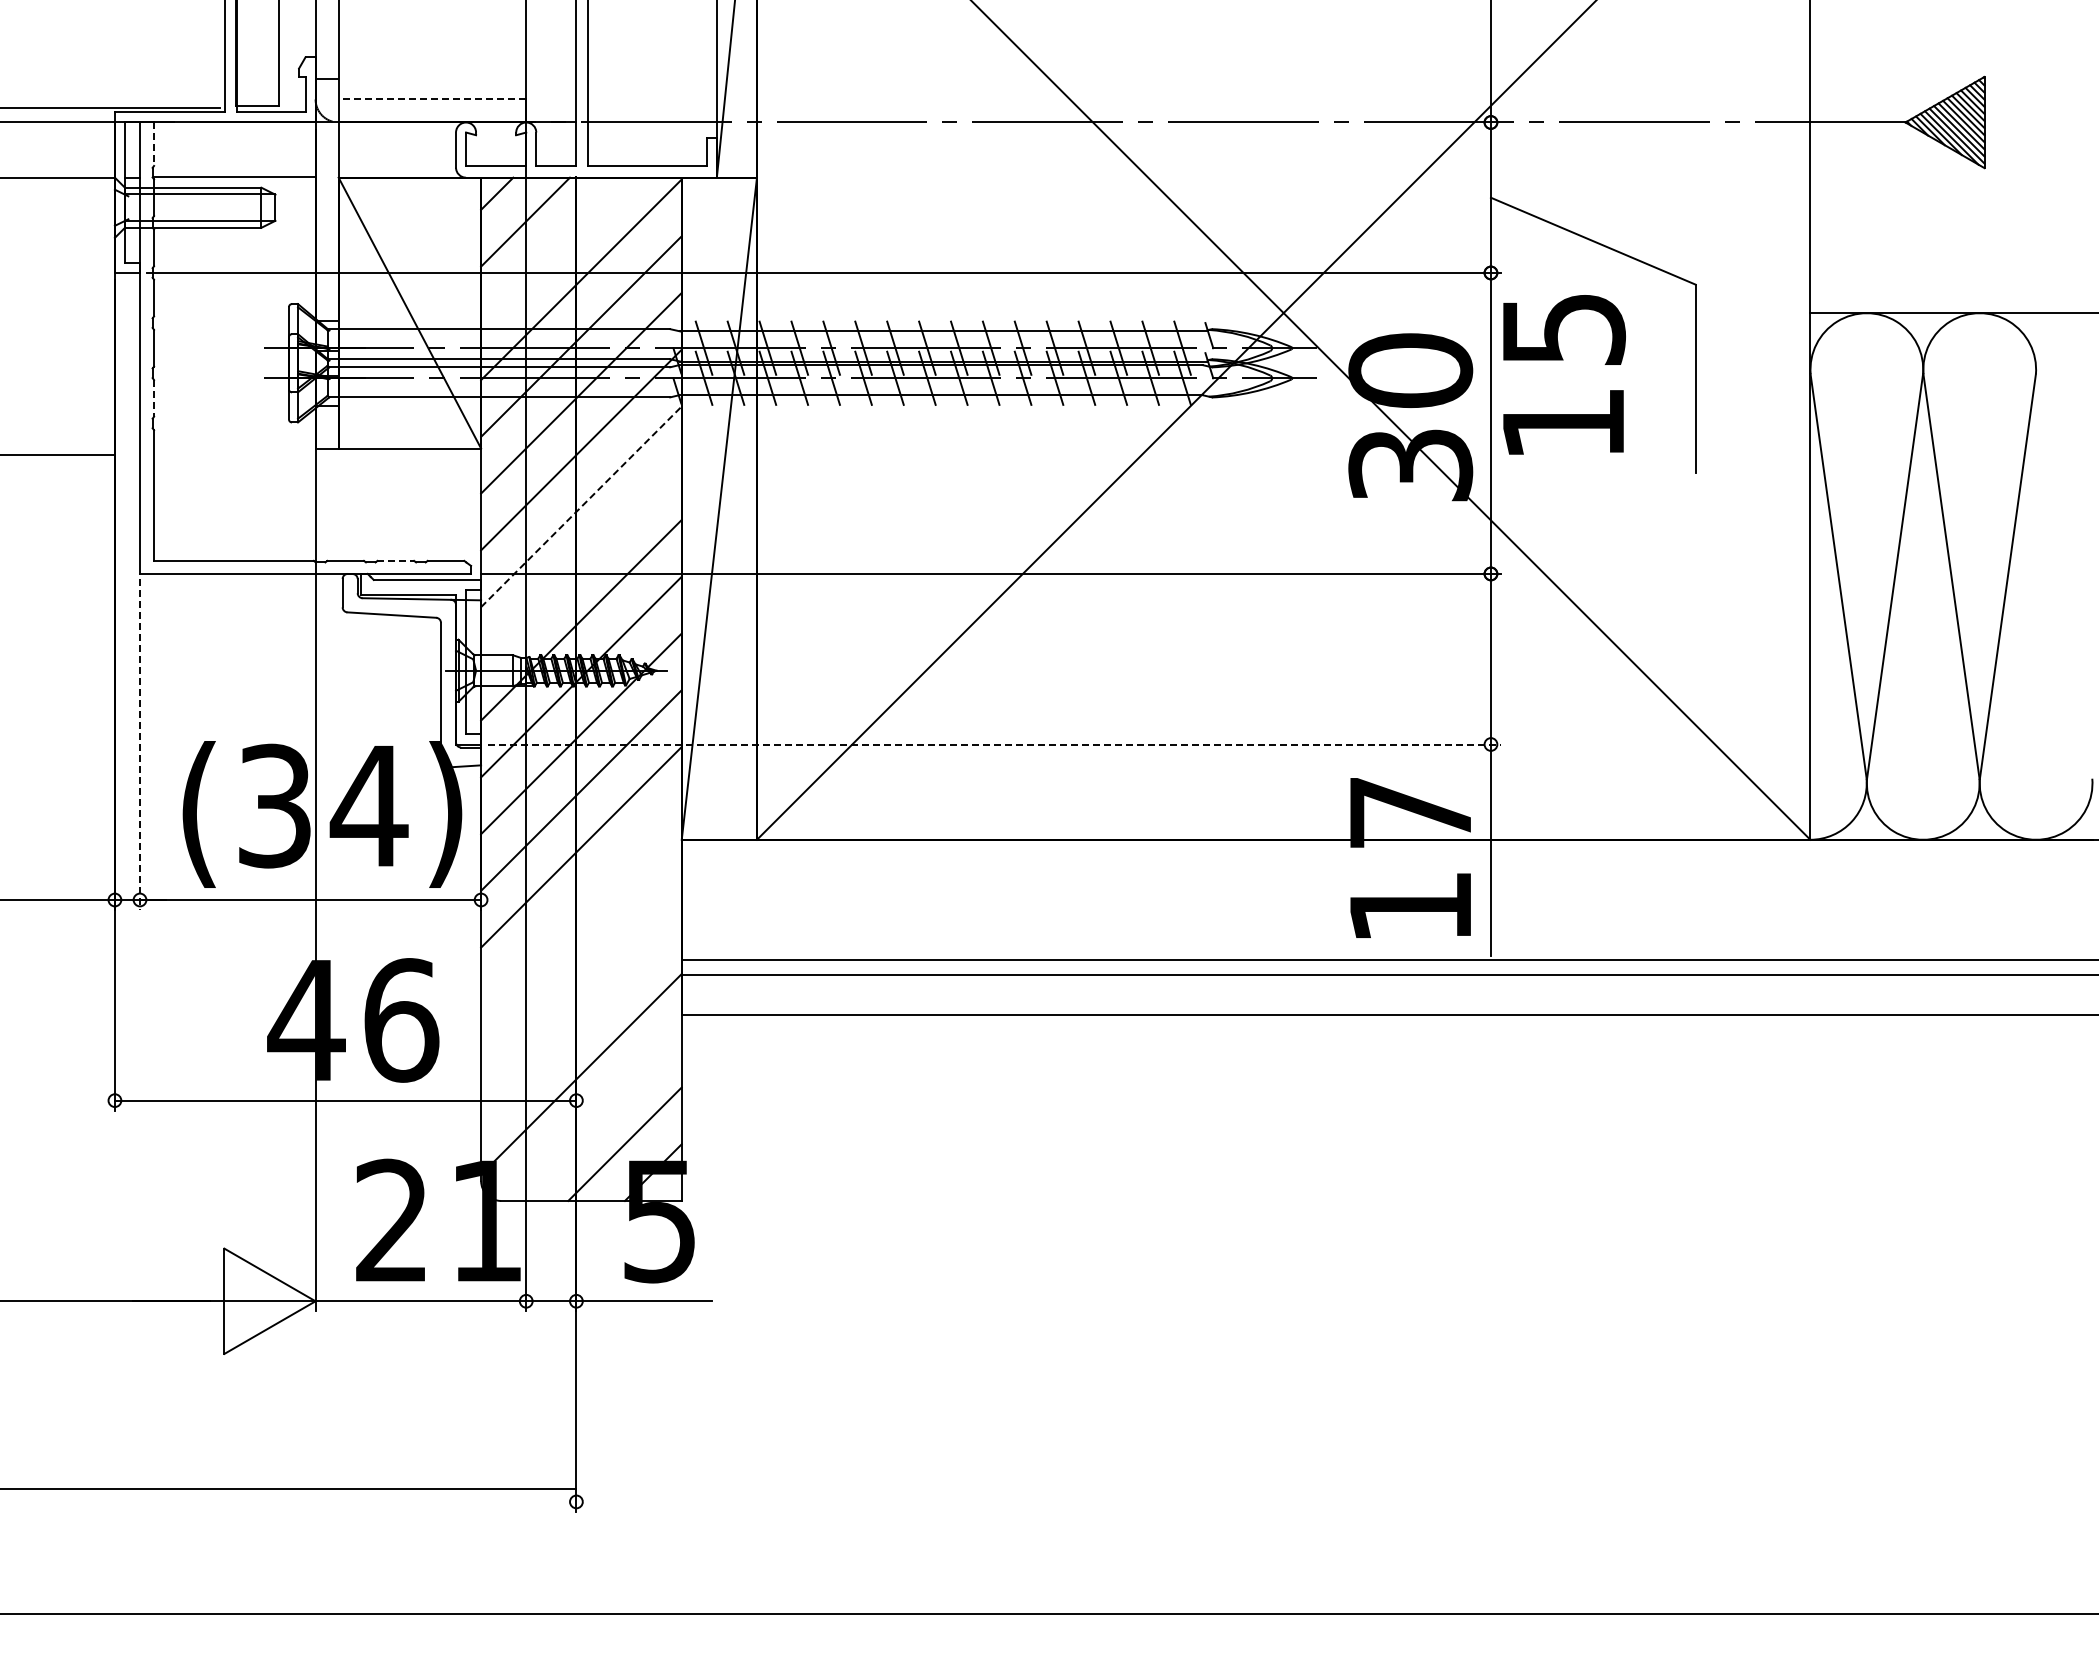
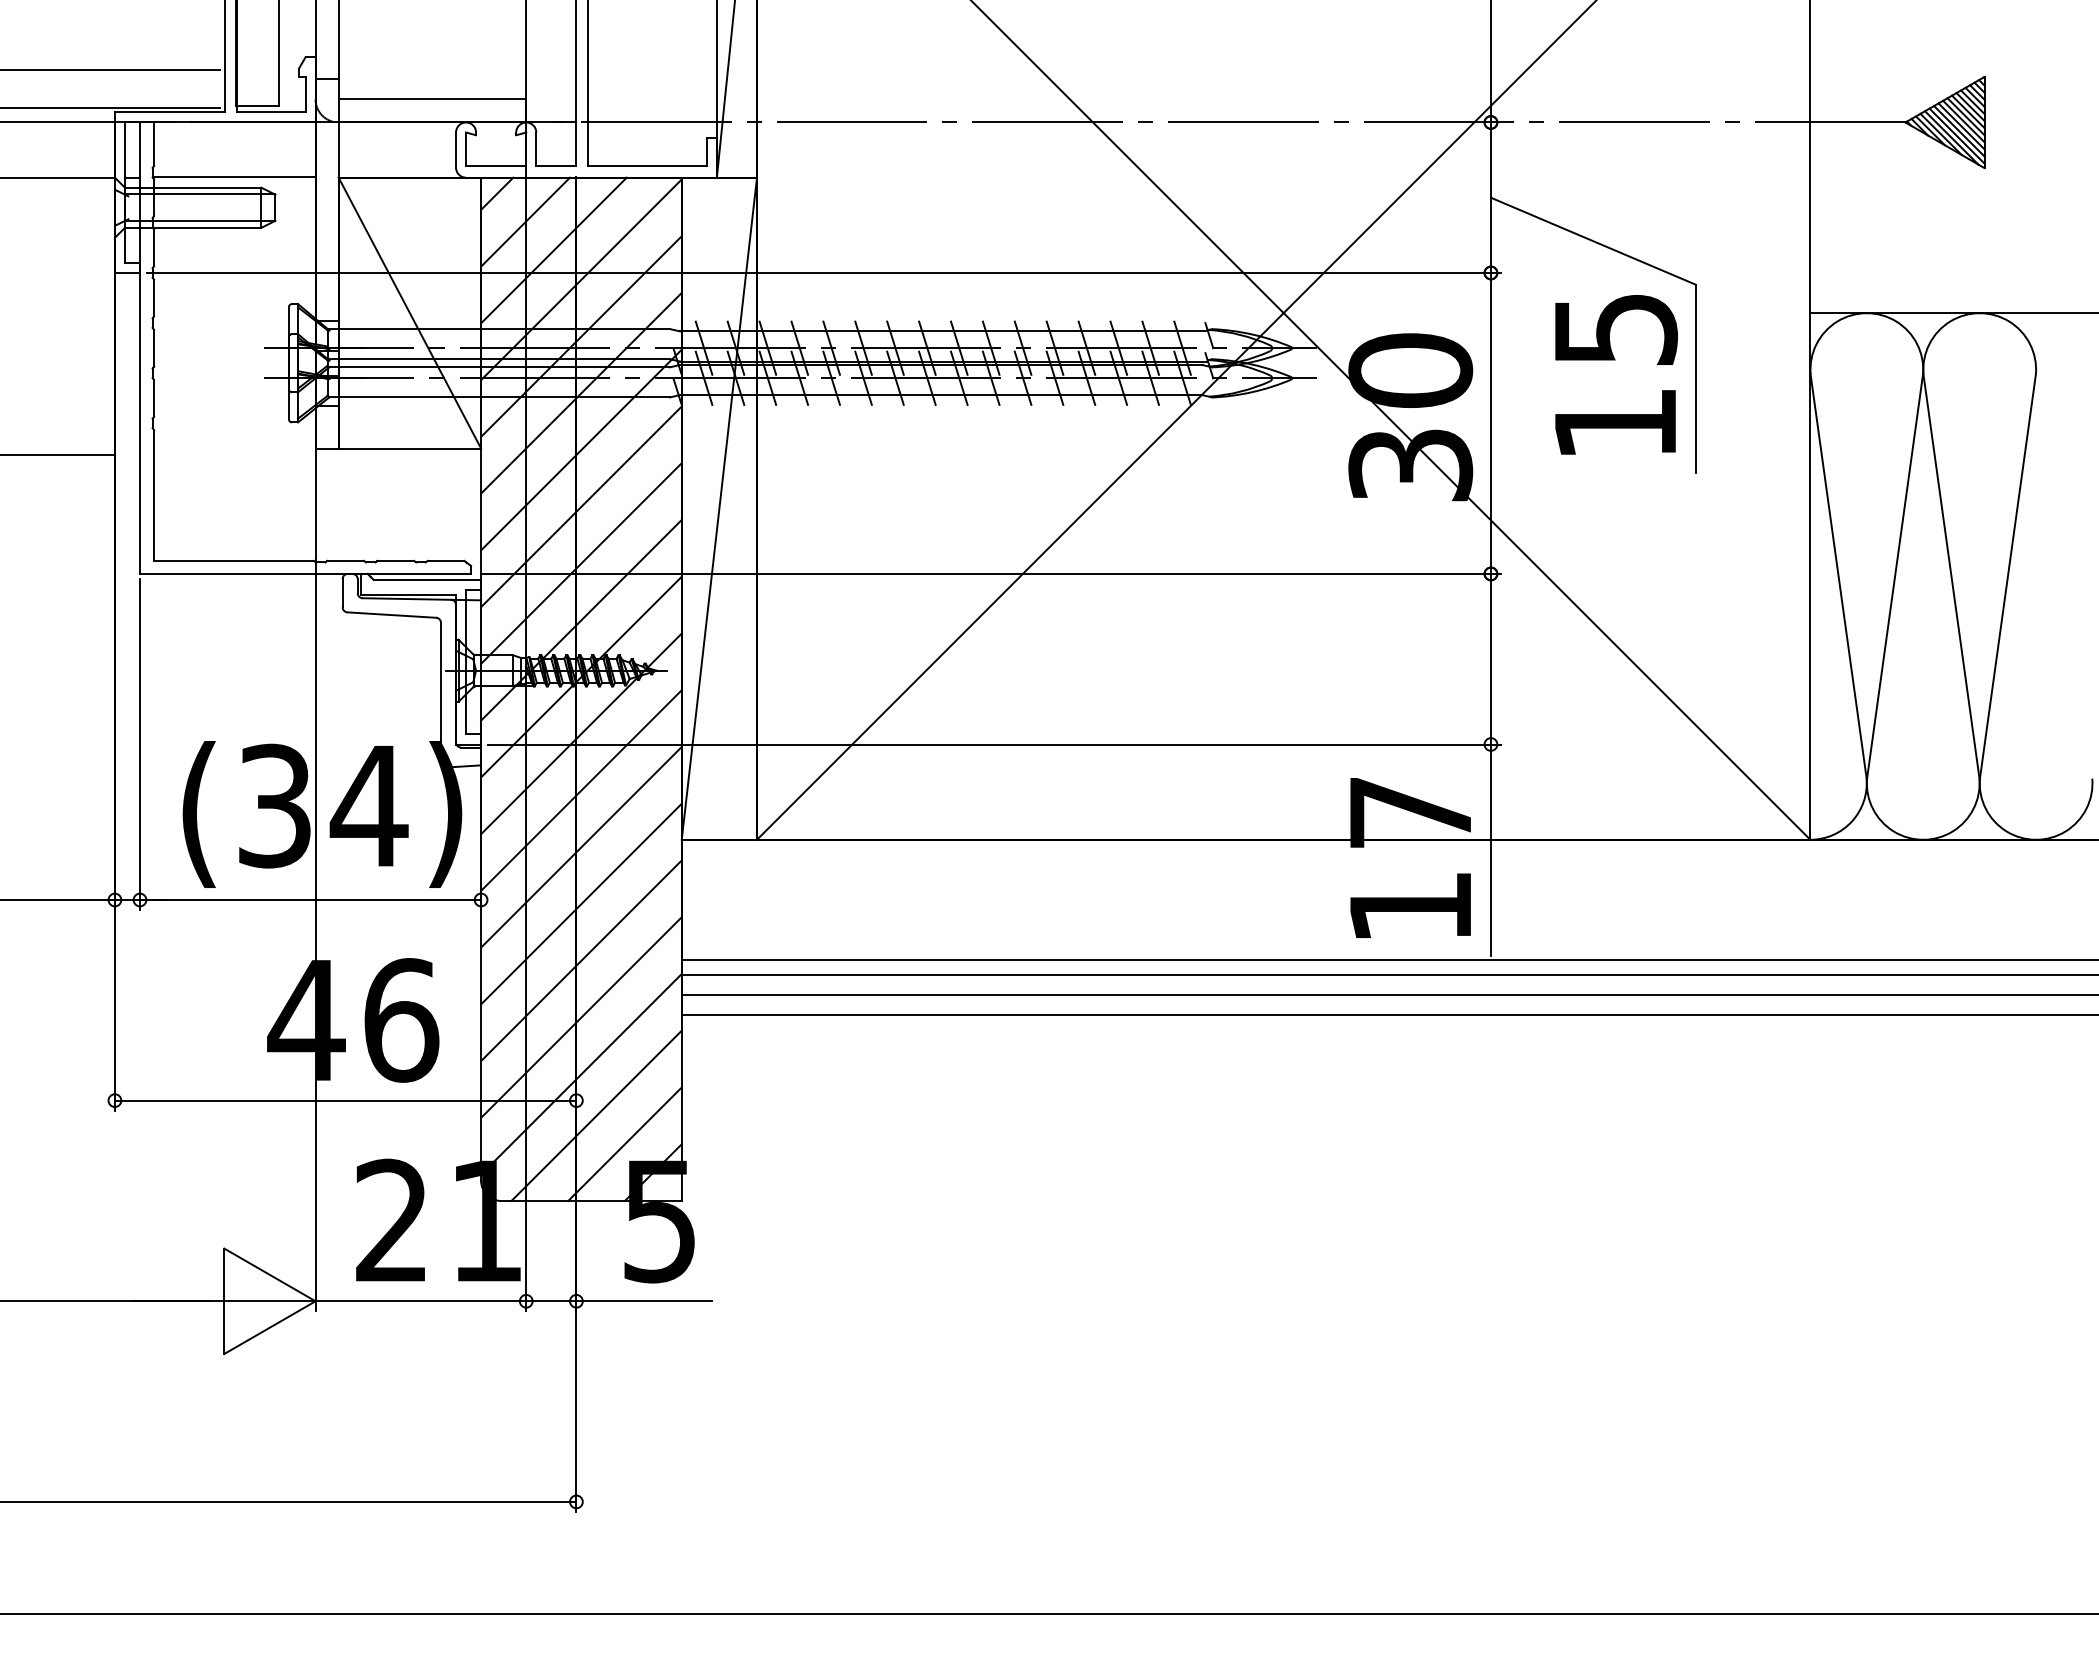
line: none -> present (111, 70)
line: dashed -> solid (432, 99)
line: dashed -> solid (154, 144)
line: none -> present (553, 250)
text position: (1564, 374) -> (1616, 374) (1616, 374)
line: dashed -> solid (154, 398)
line: dashed -> solid (581, 506)
line: dashed -> solid (396, 560)
line: none -> present (581, 563)
line: dashed -> solid (140, 744)
line: dashed -> solid (995, 744)
line: none -> present (581, 903)
line: none -> present (581, 960)
line: none -> present (1388, 995)
line: none -> present (581, 1017)
line: none -> present (596, 1115)
line position: (289, 1488) -> (289, 1501) (289, 1501)
